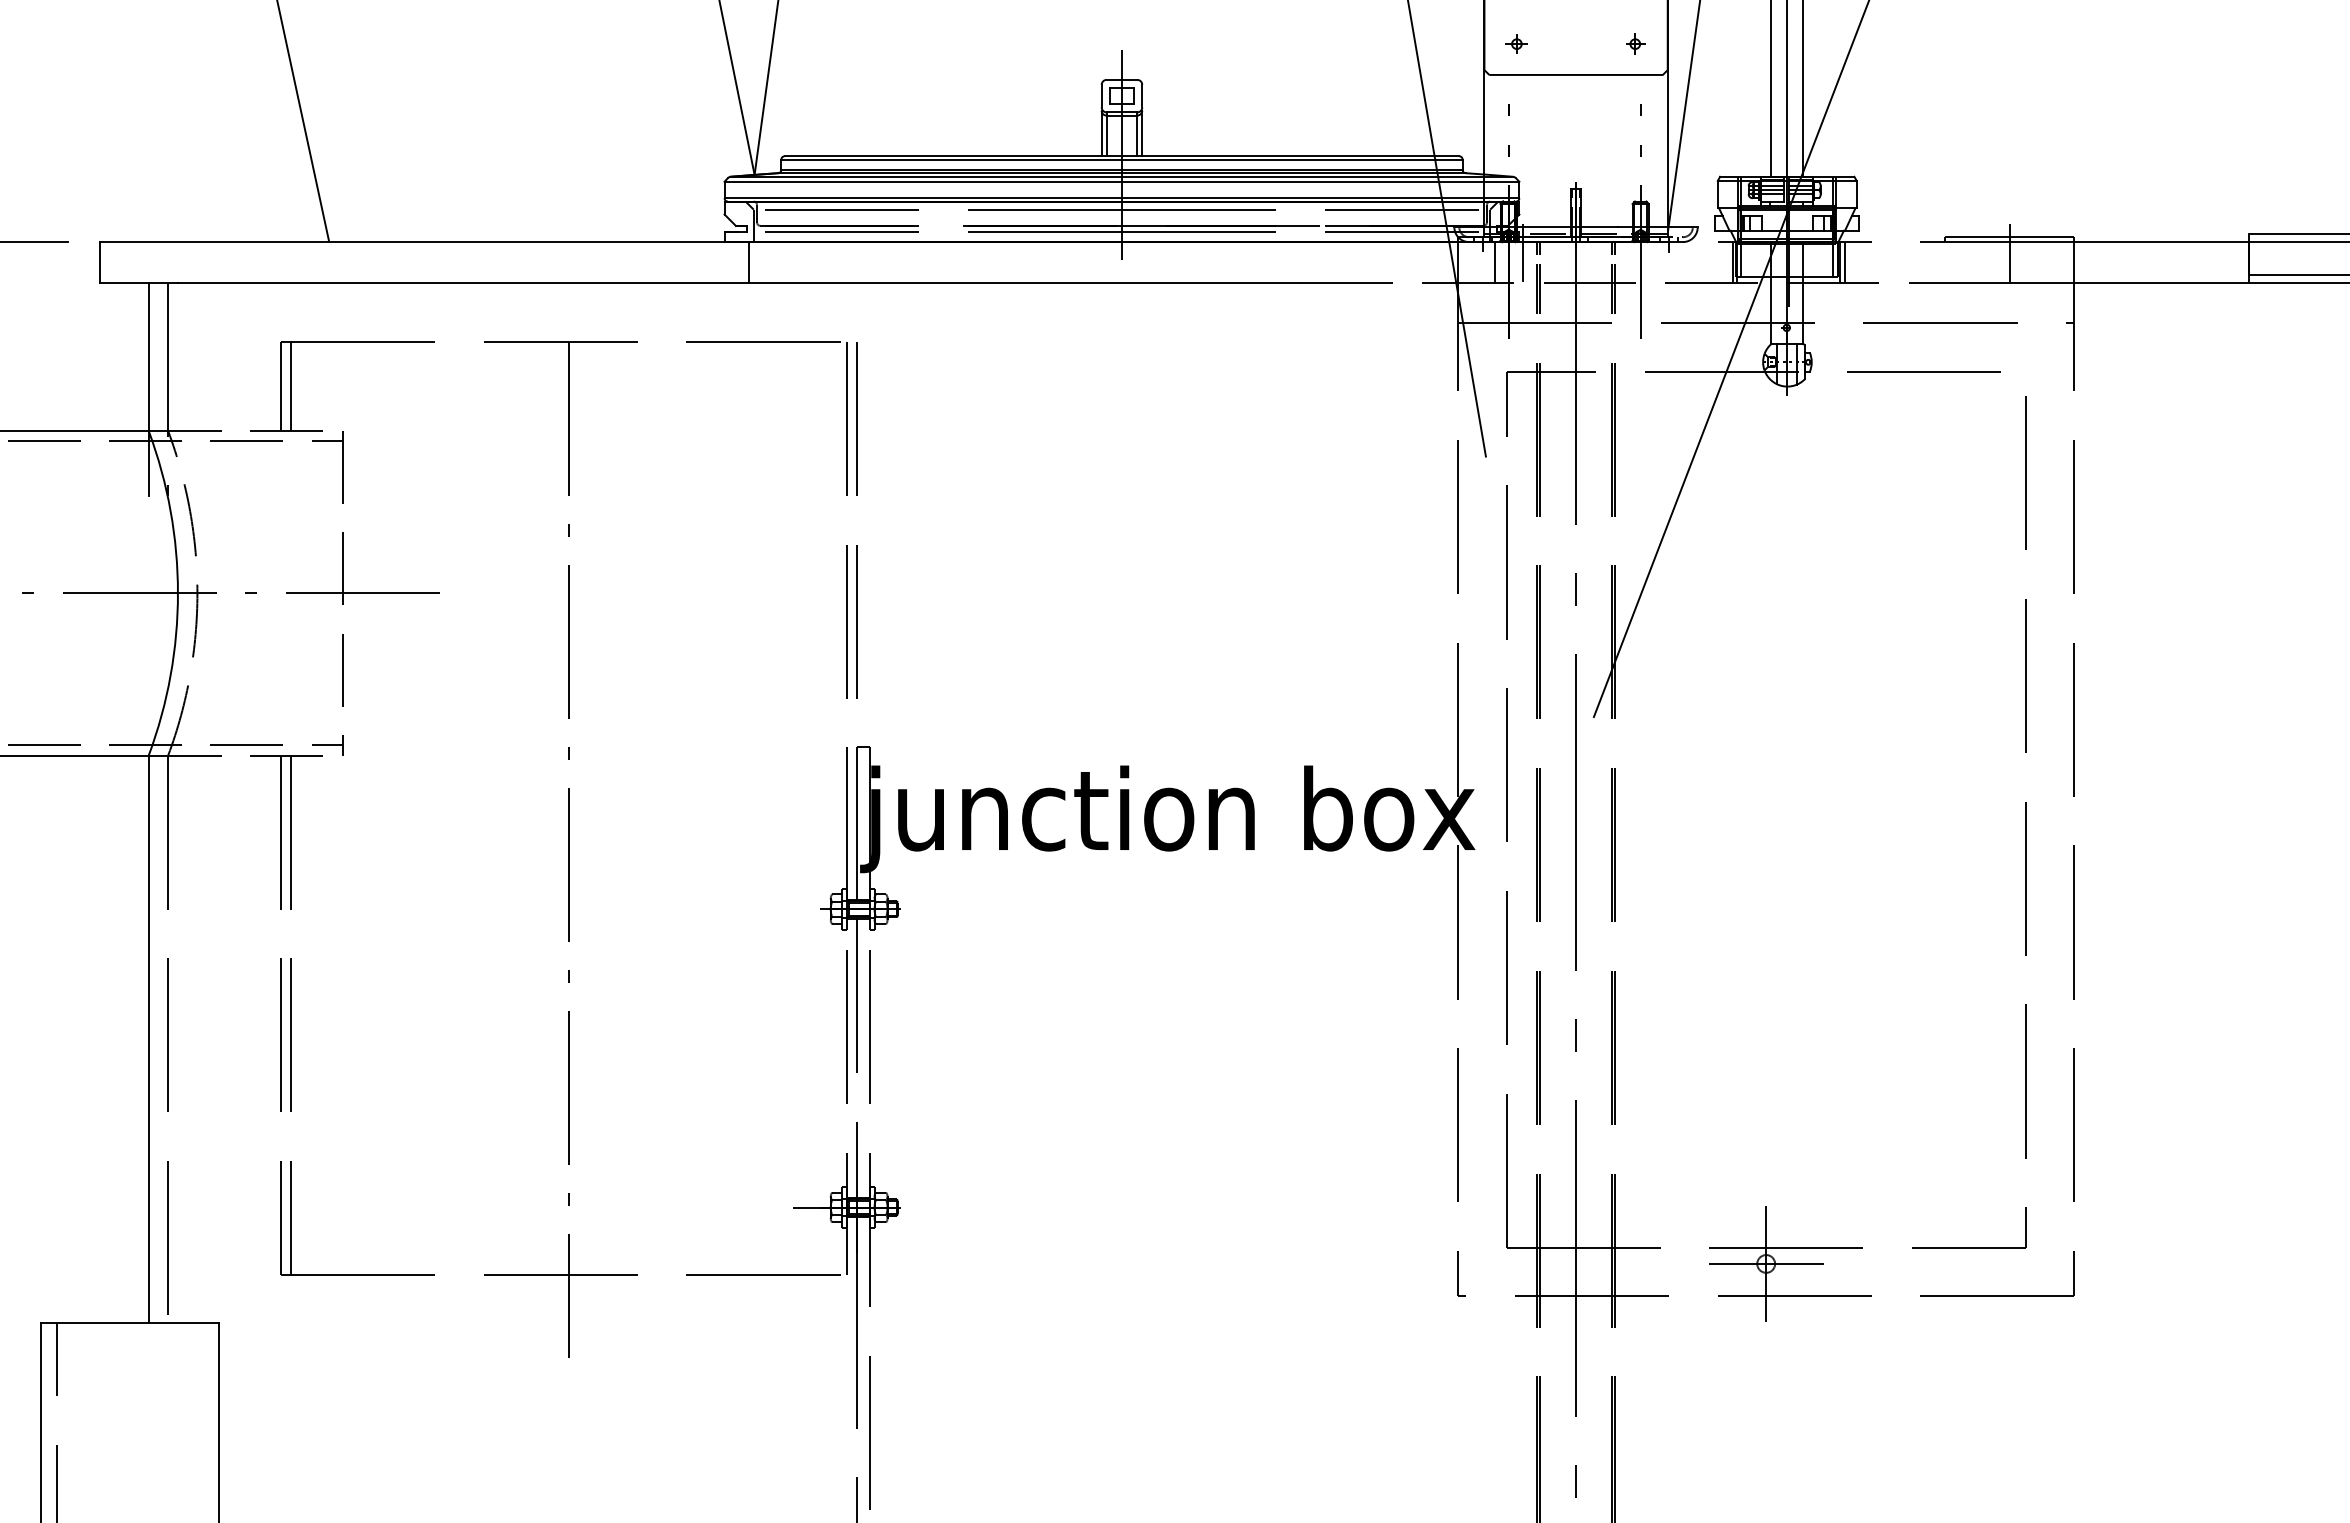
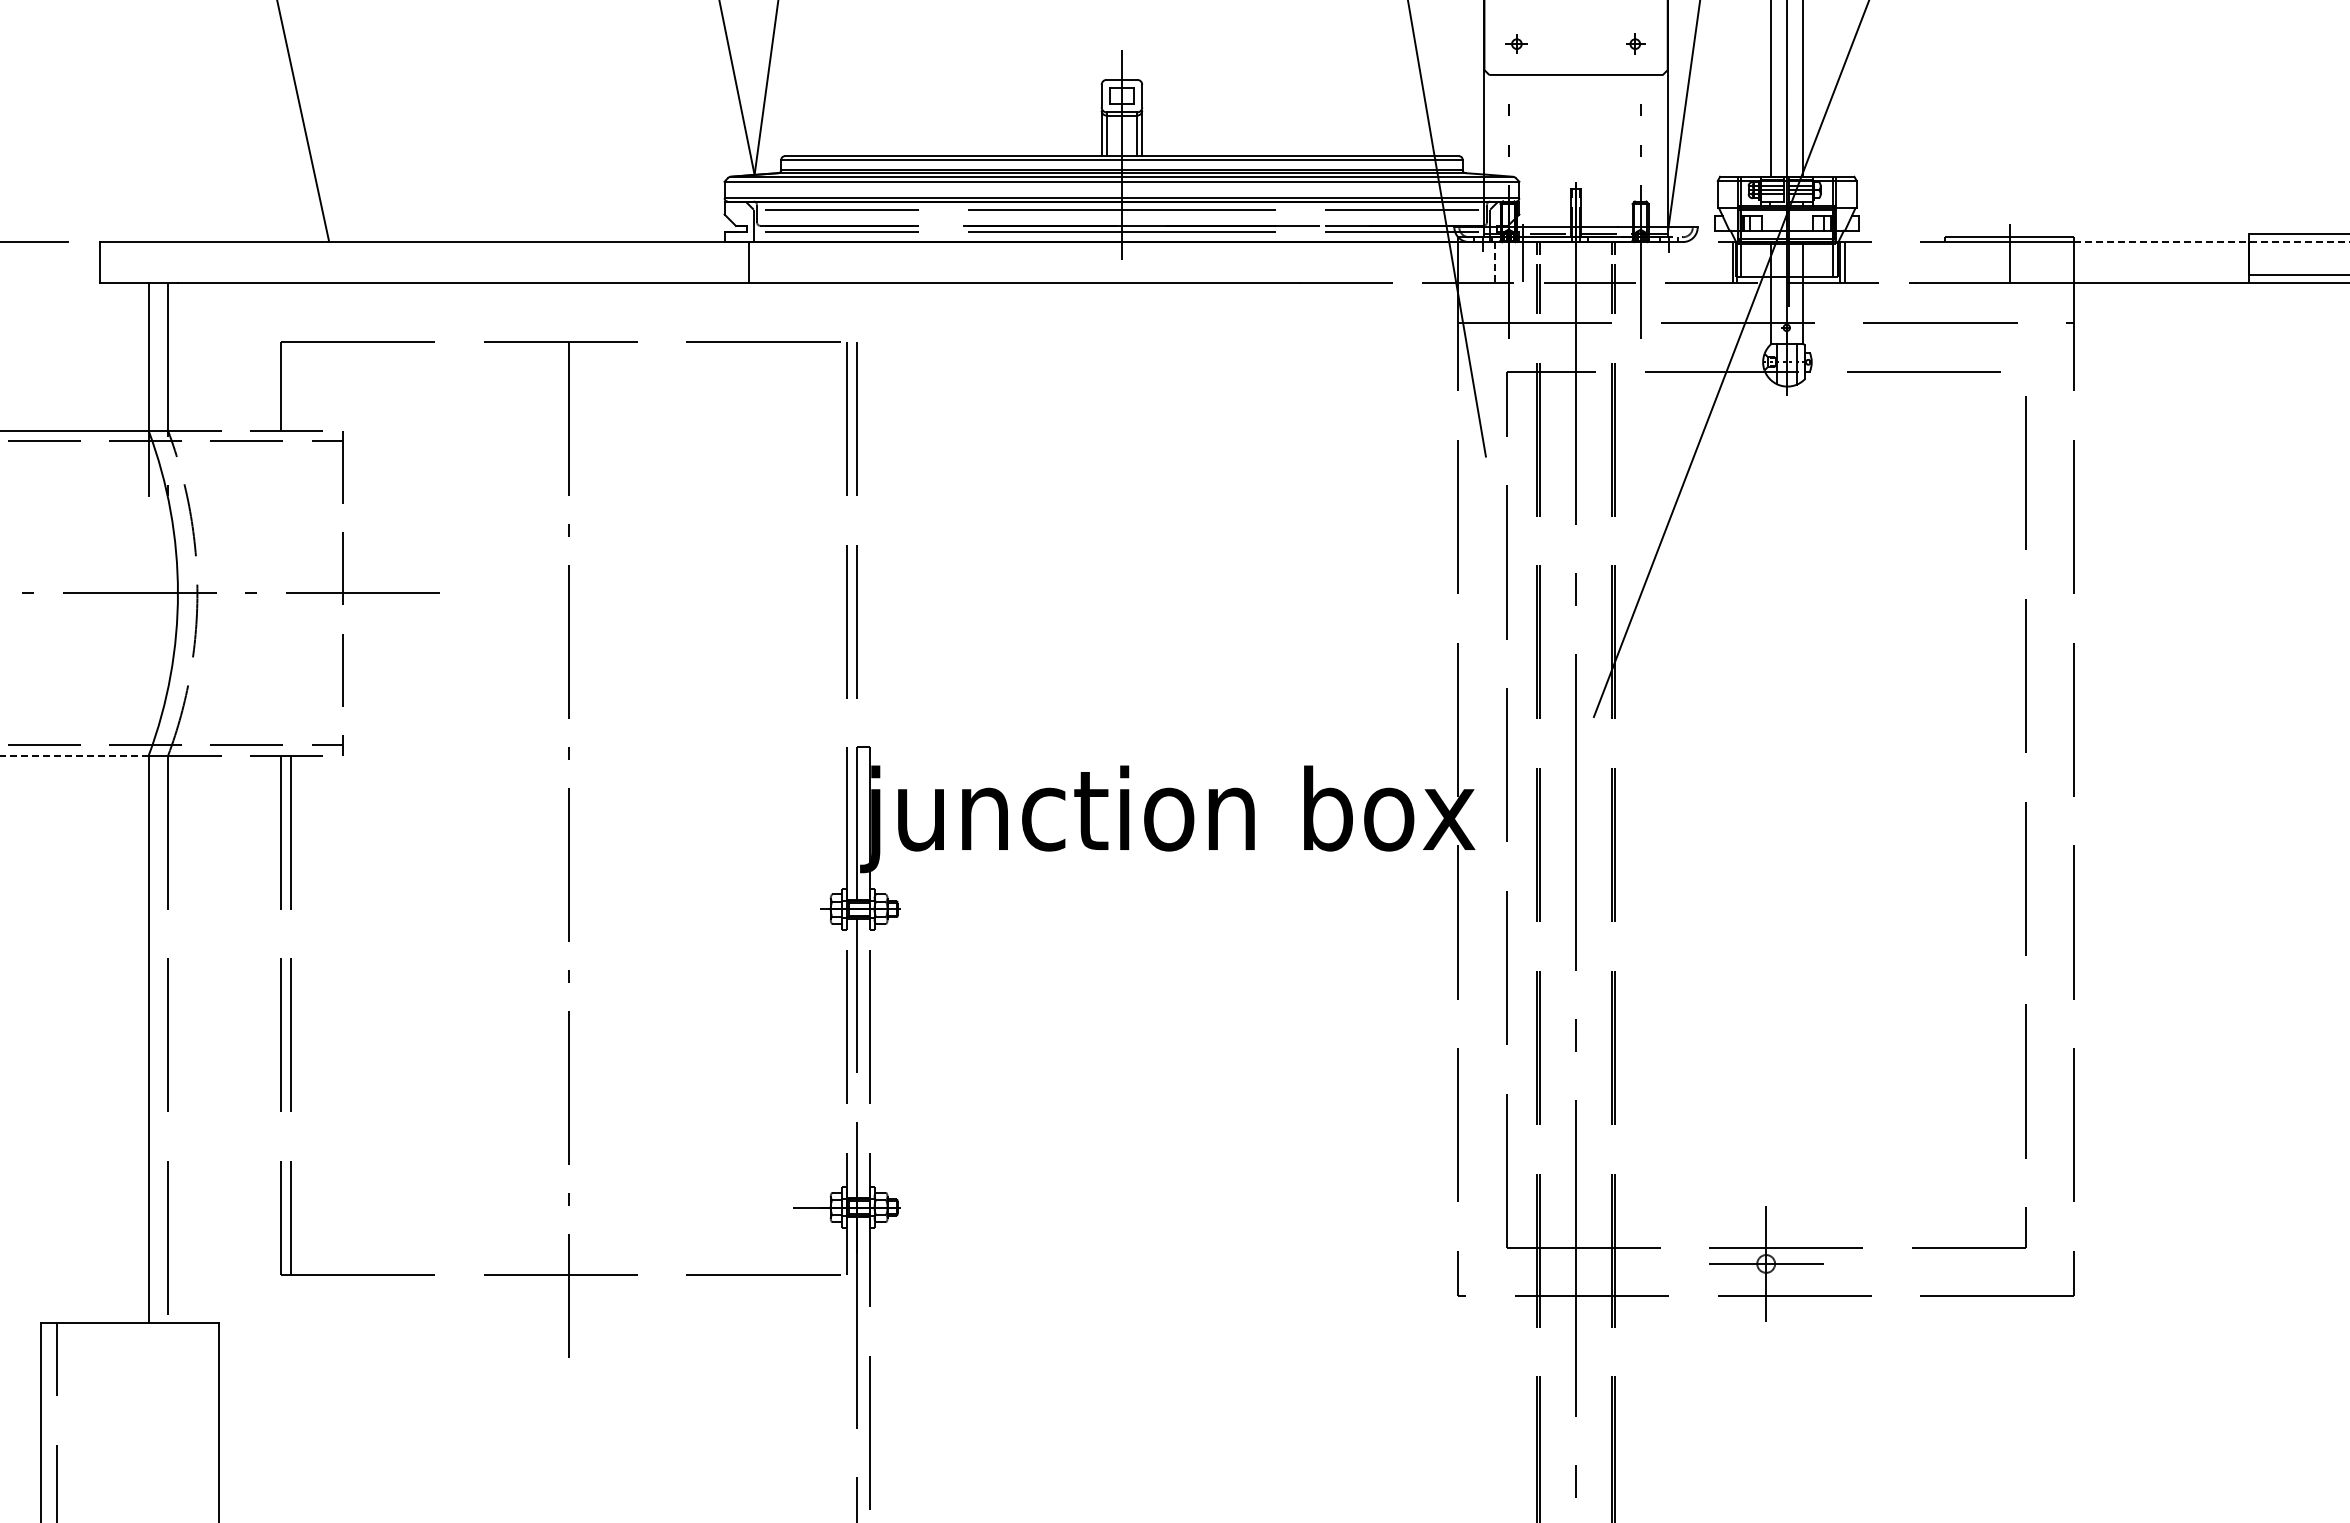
line: solid -> dashed (2212, 242)
line: solid -> dashed (1494, 262)
line: present -> none (290, 386)
line: solid -> dashed (74, 755)
